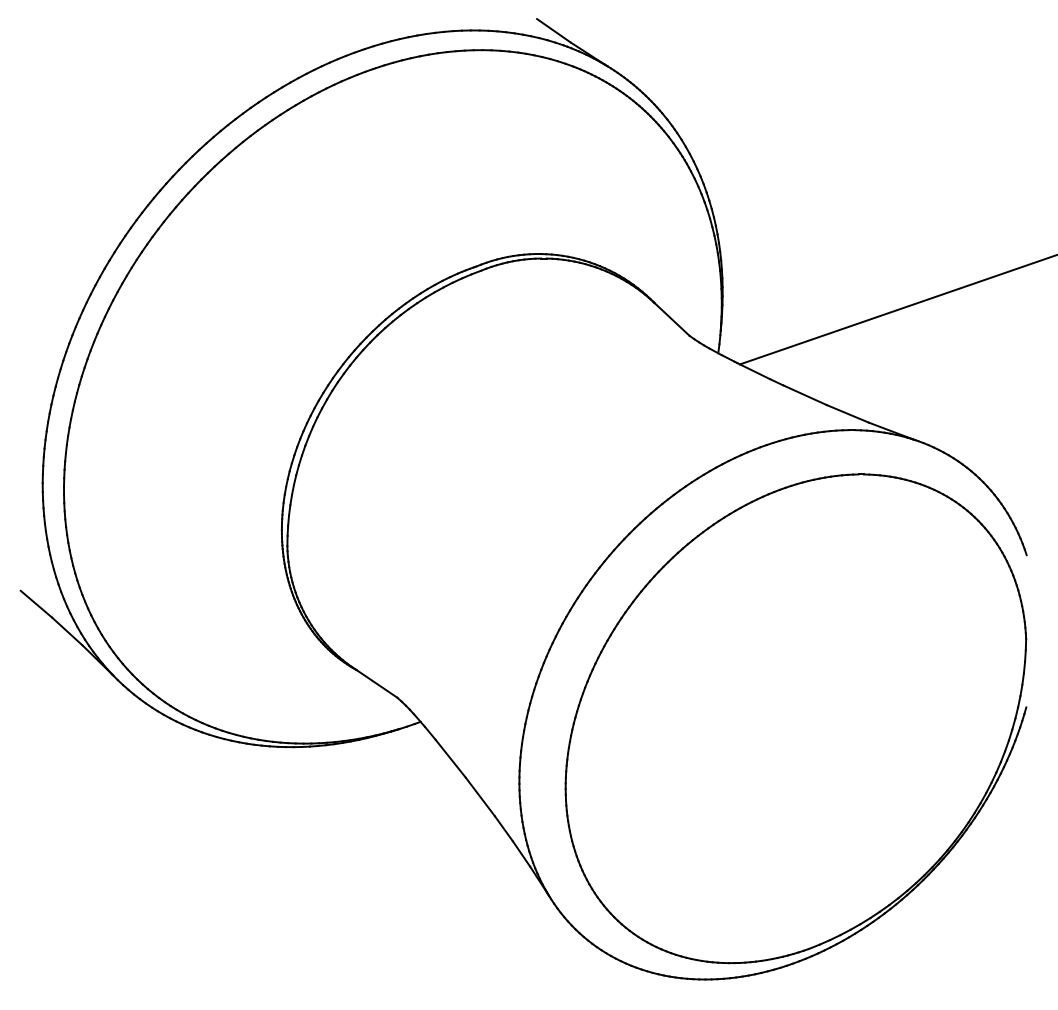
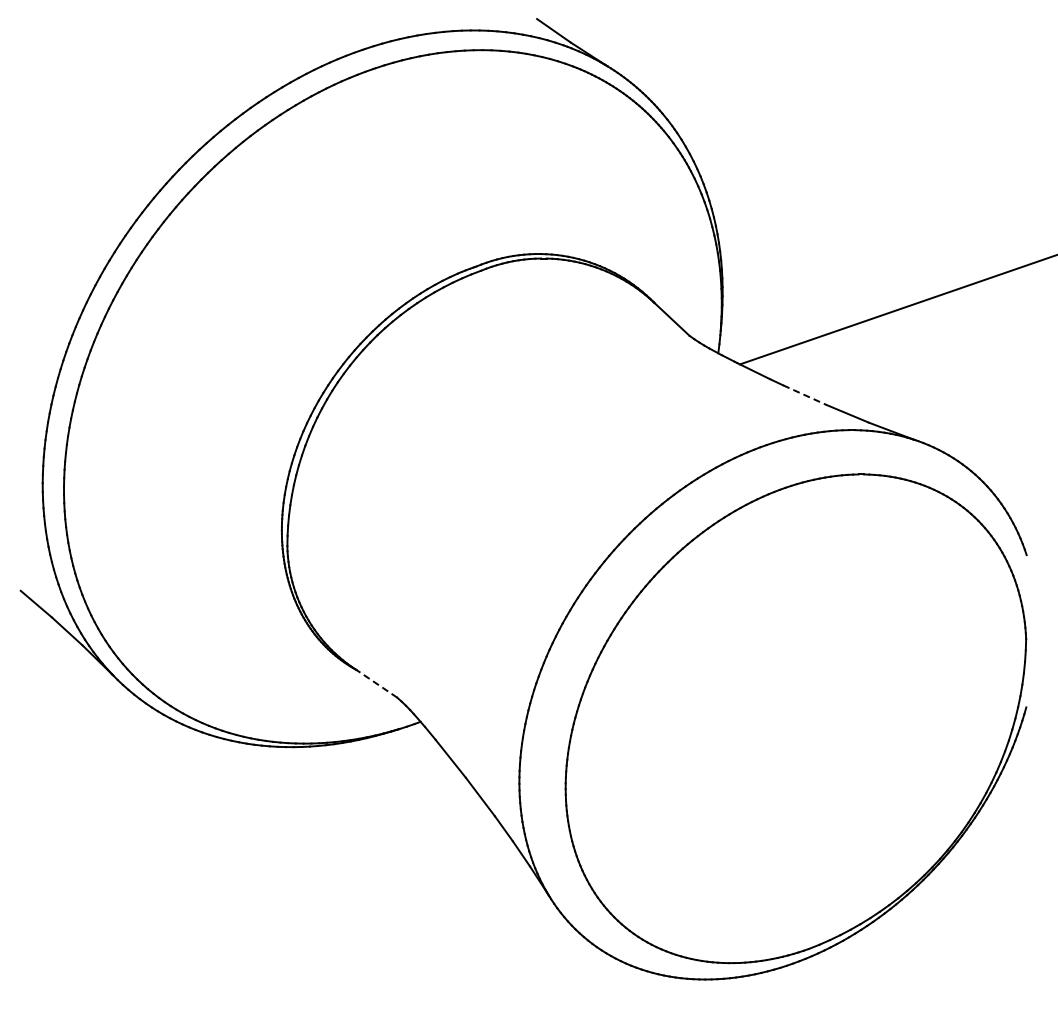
line: solid -> dashed (804, 395)
line: solid -> dashed (376, 683)
